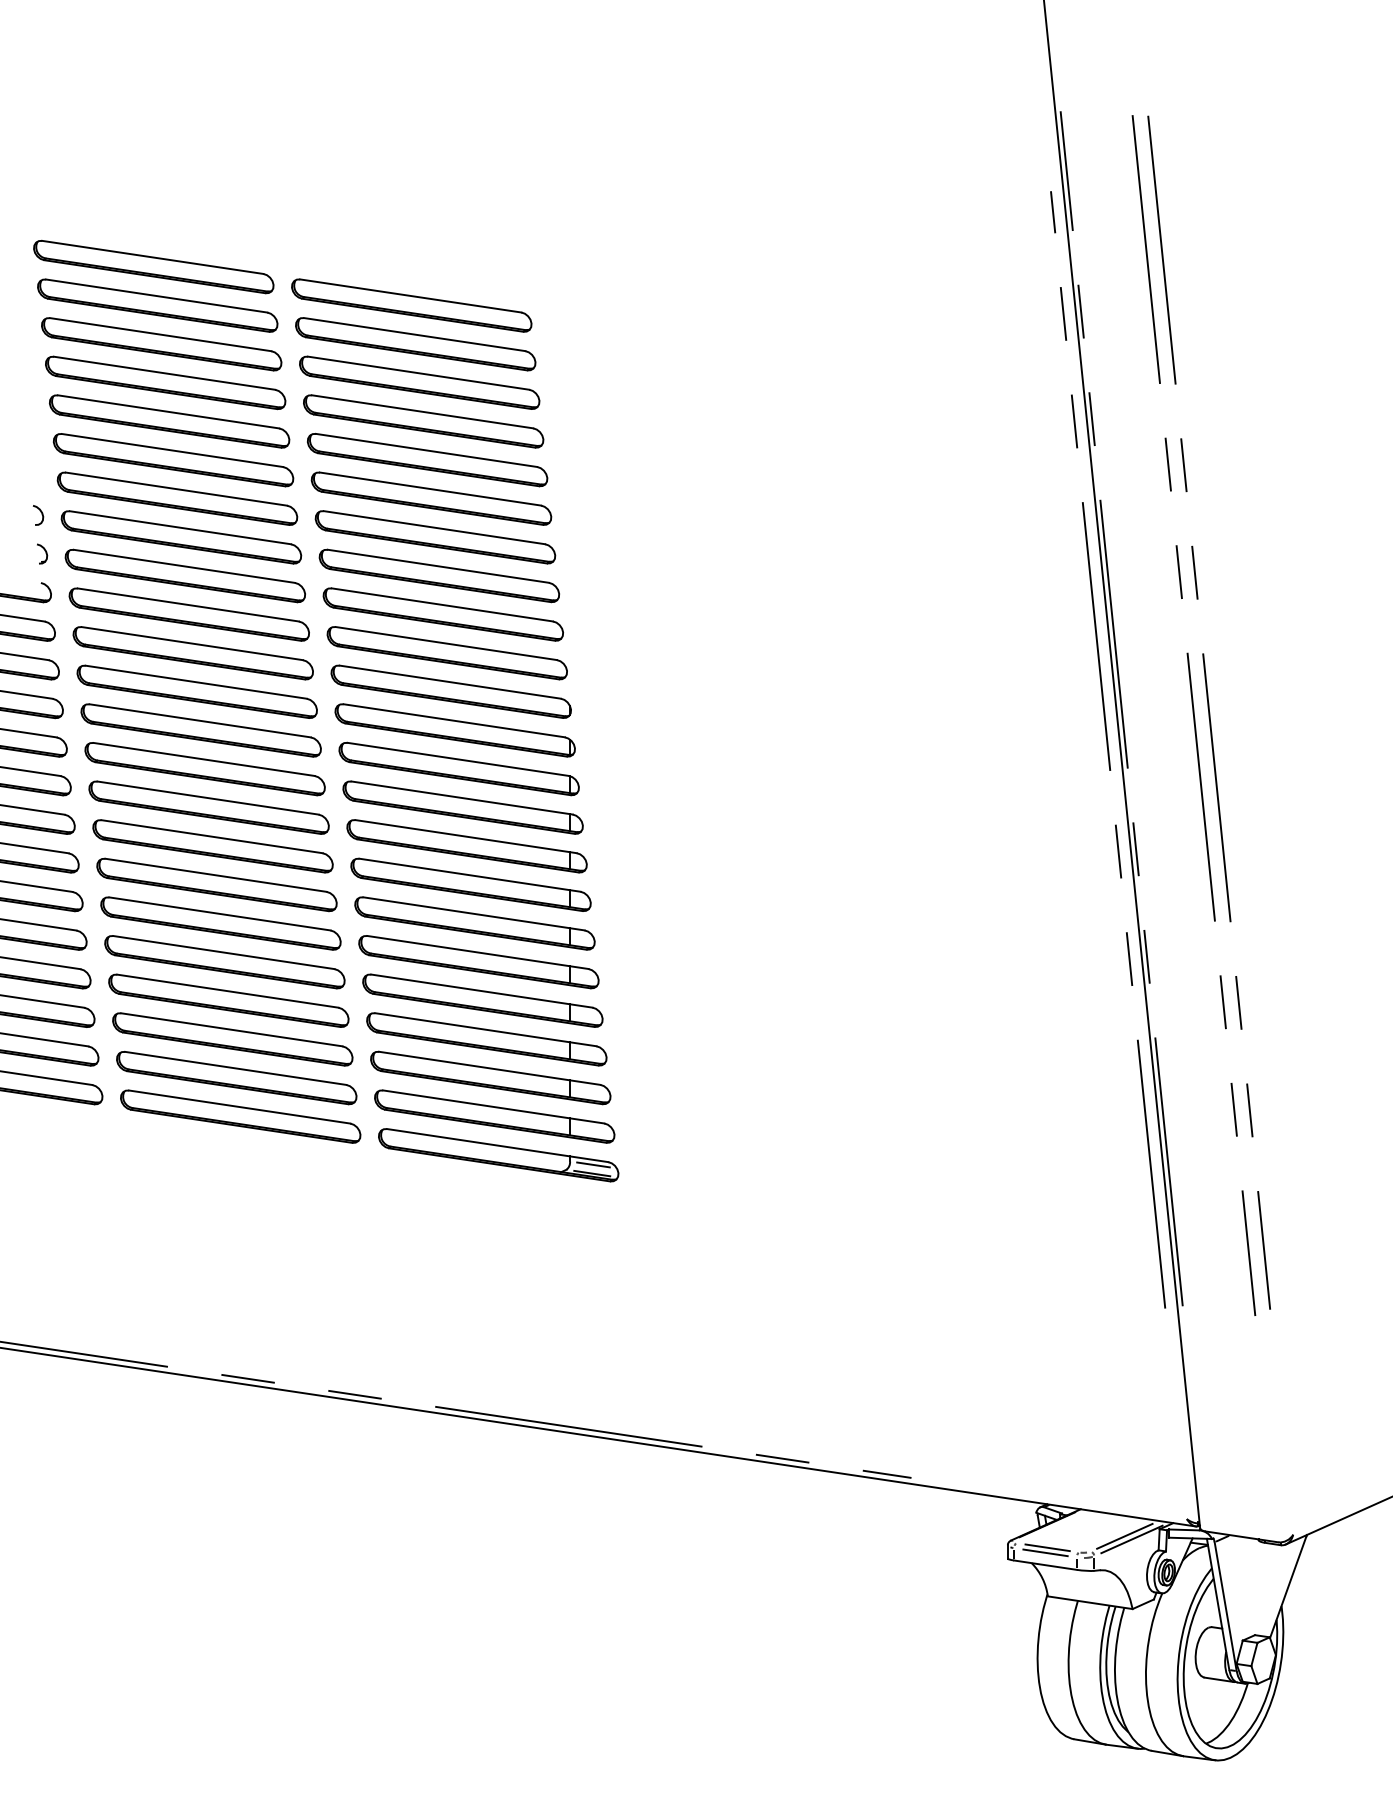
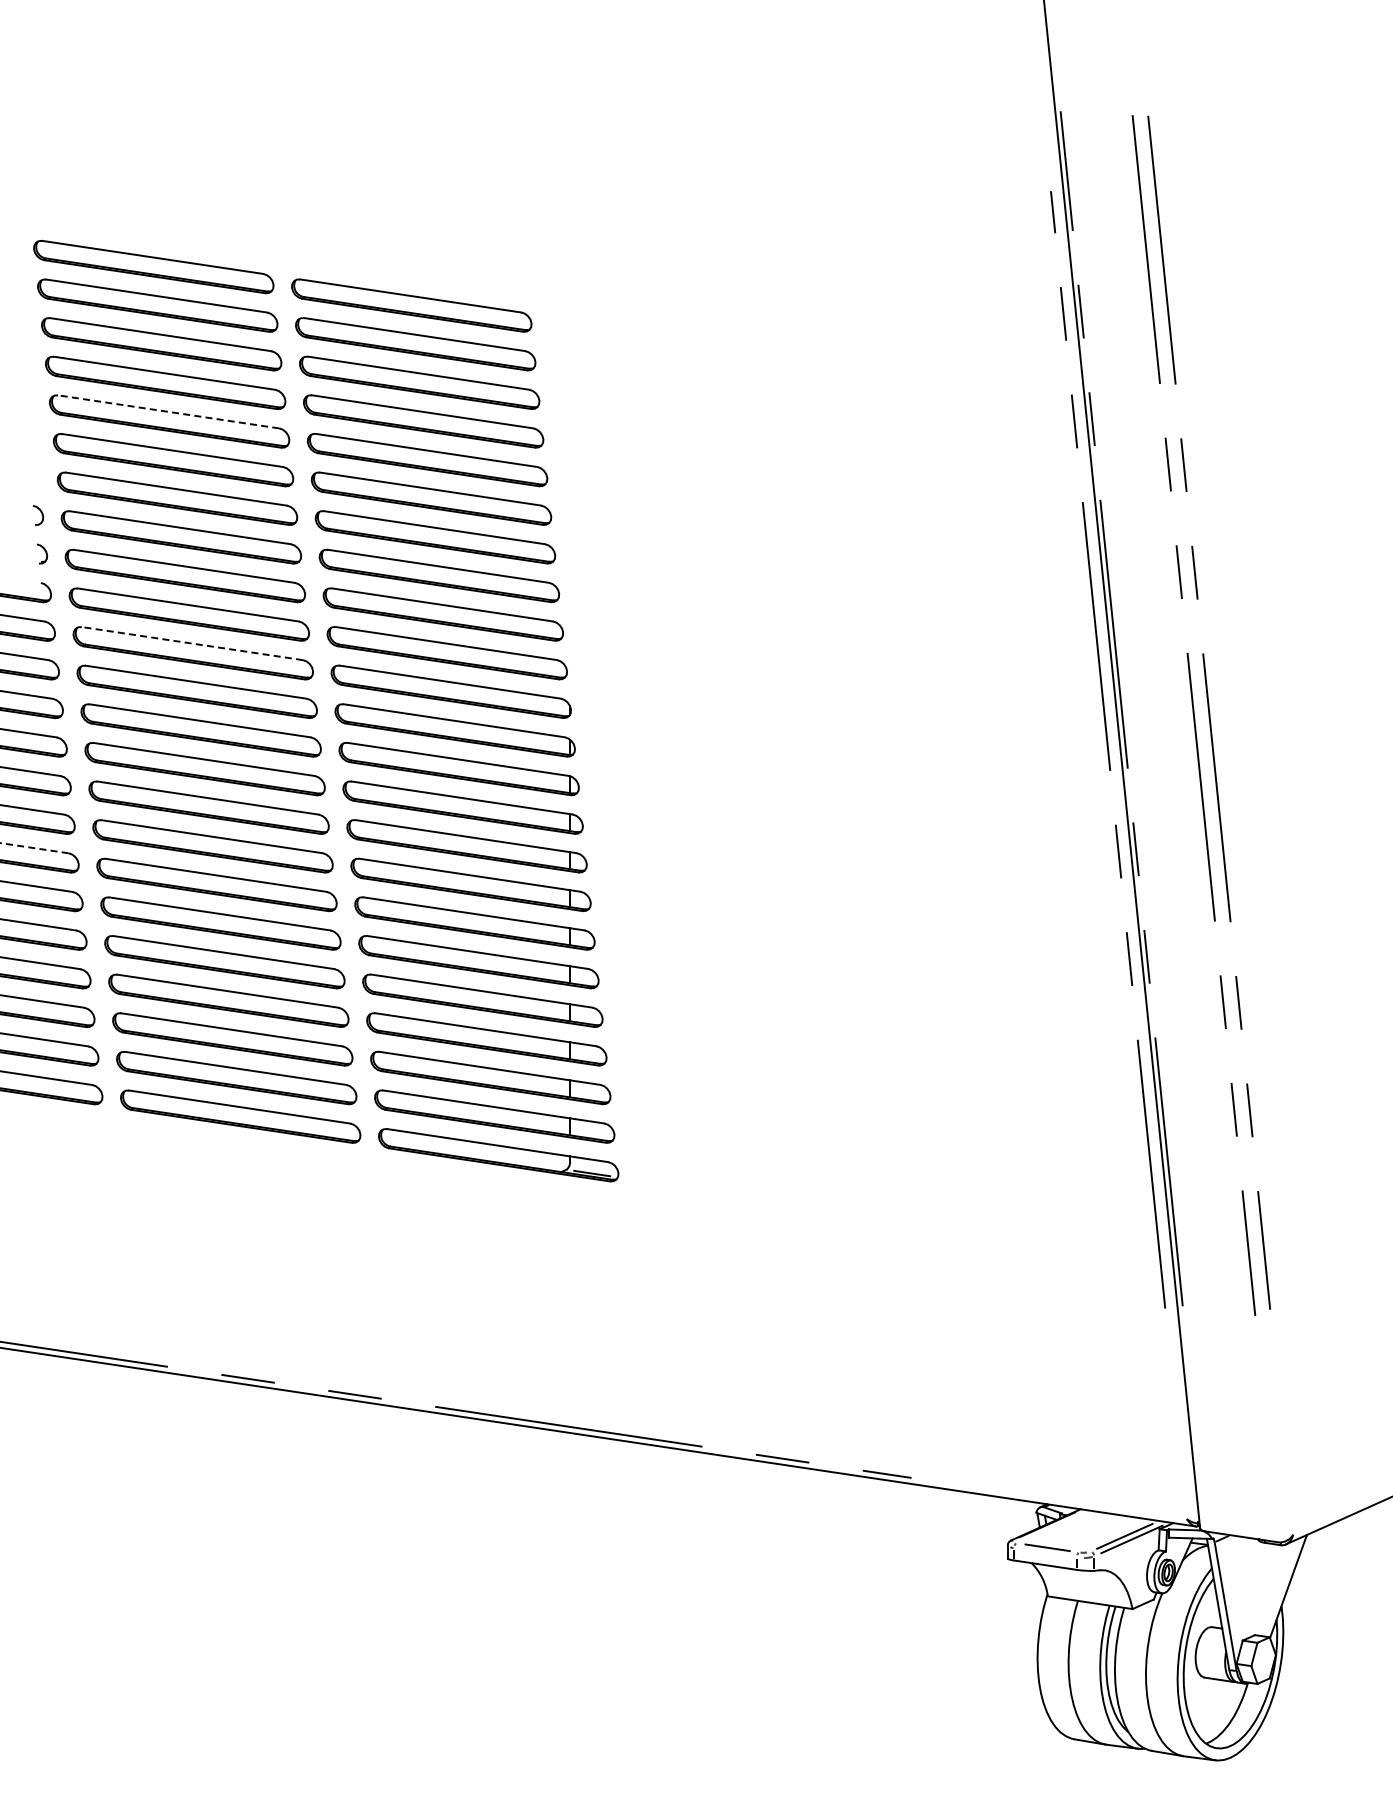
line: solid -> dashed (168, 411)
line: solid -> dashed (192, 643)
line: solid -> dashed (34, 848)
line: present -> none (593, 1164)
line: present -> none (1045, 1552)
